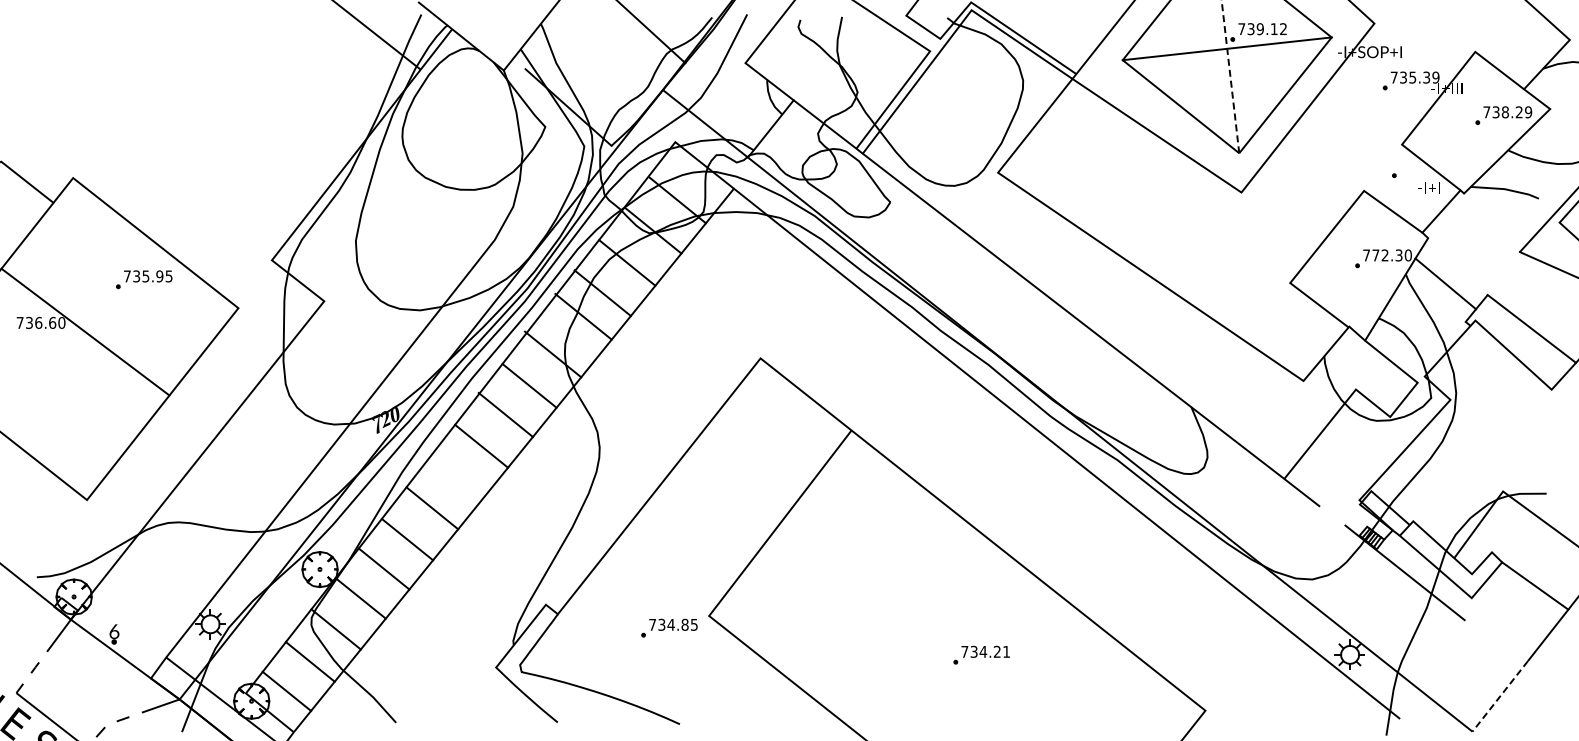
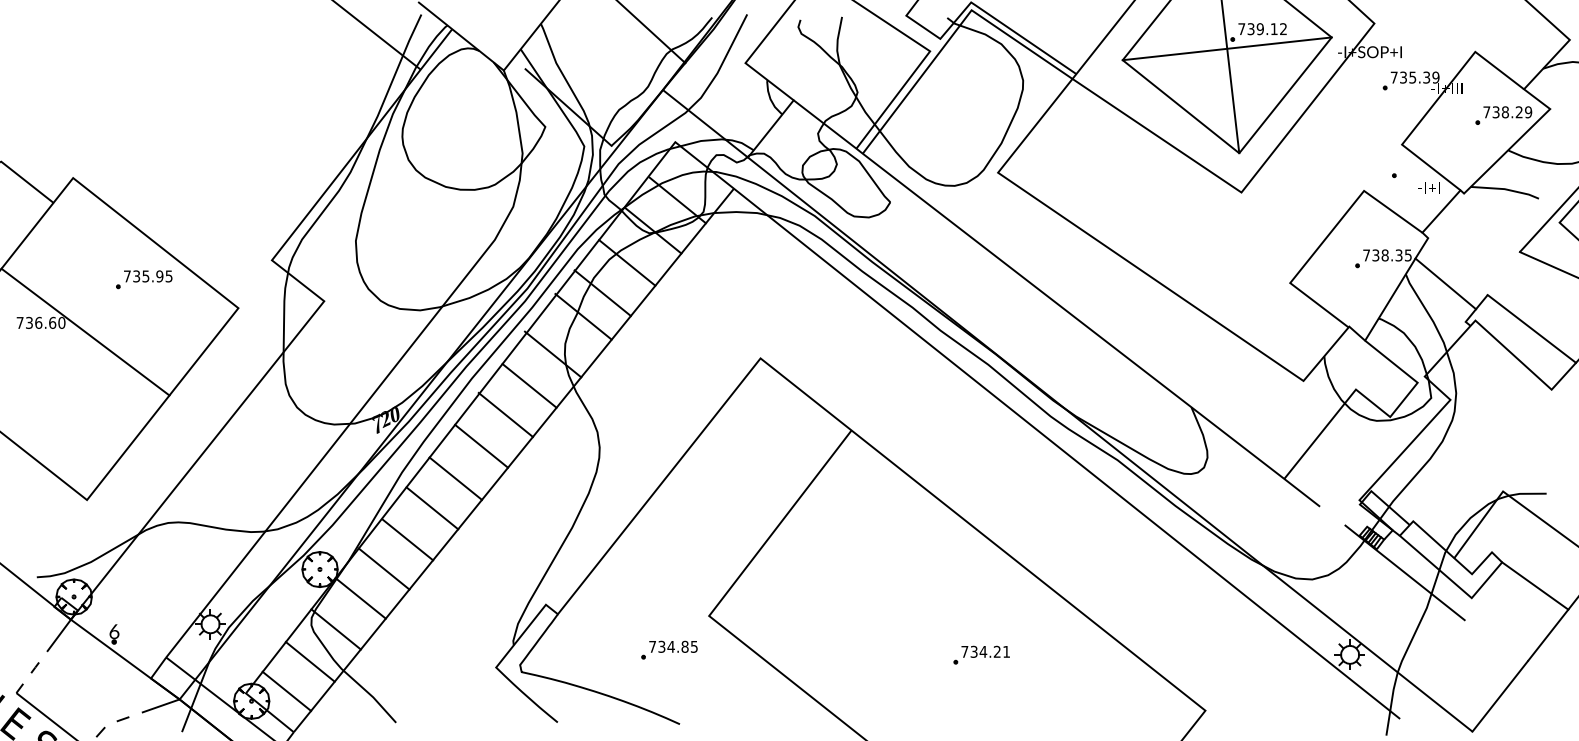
line: dashed -> solid (1230, 77)
text: 772.30 -> 738.35 (1391, 255)
line: none -> present (455, 478)
part position: (669, 627) -> (669, 649) (669, 649)
line: dashed -> solid (1500, 696)
